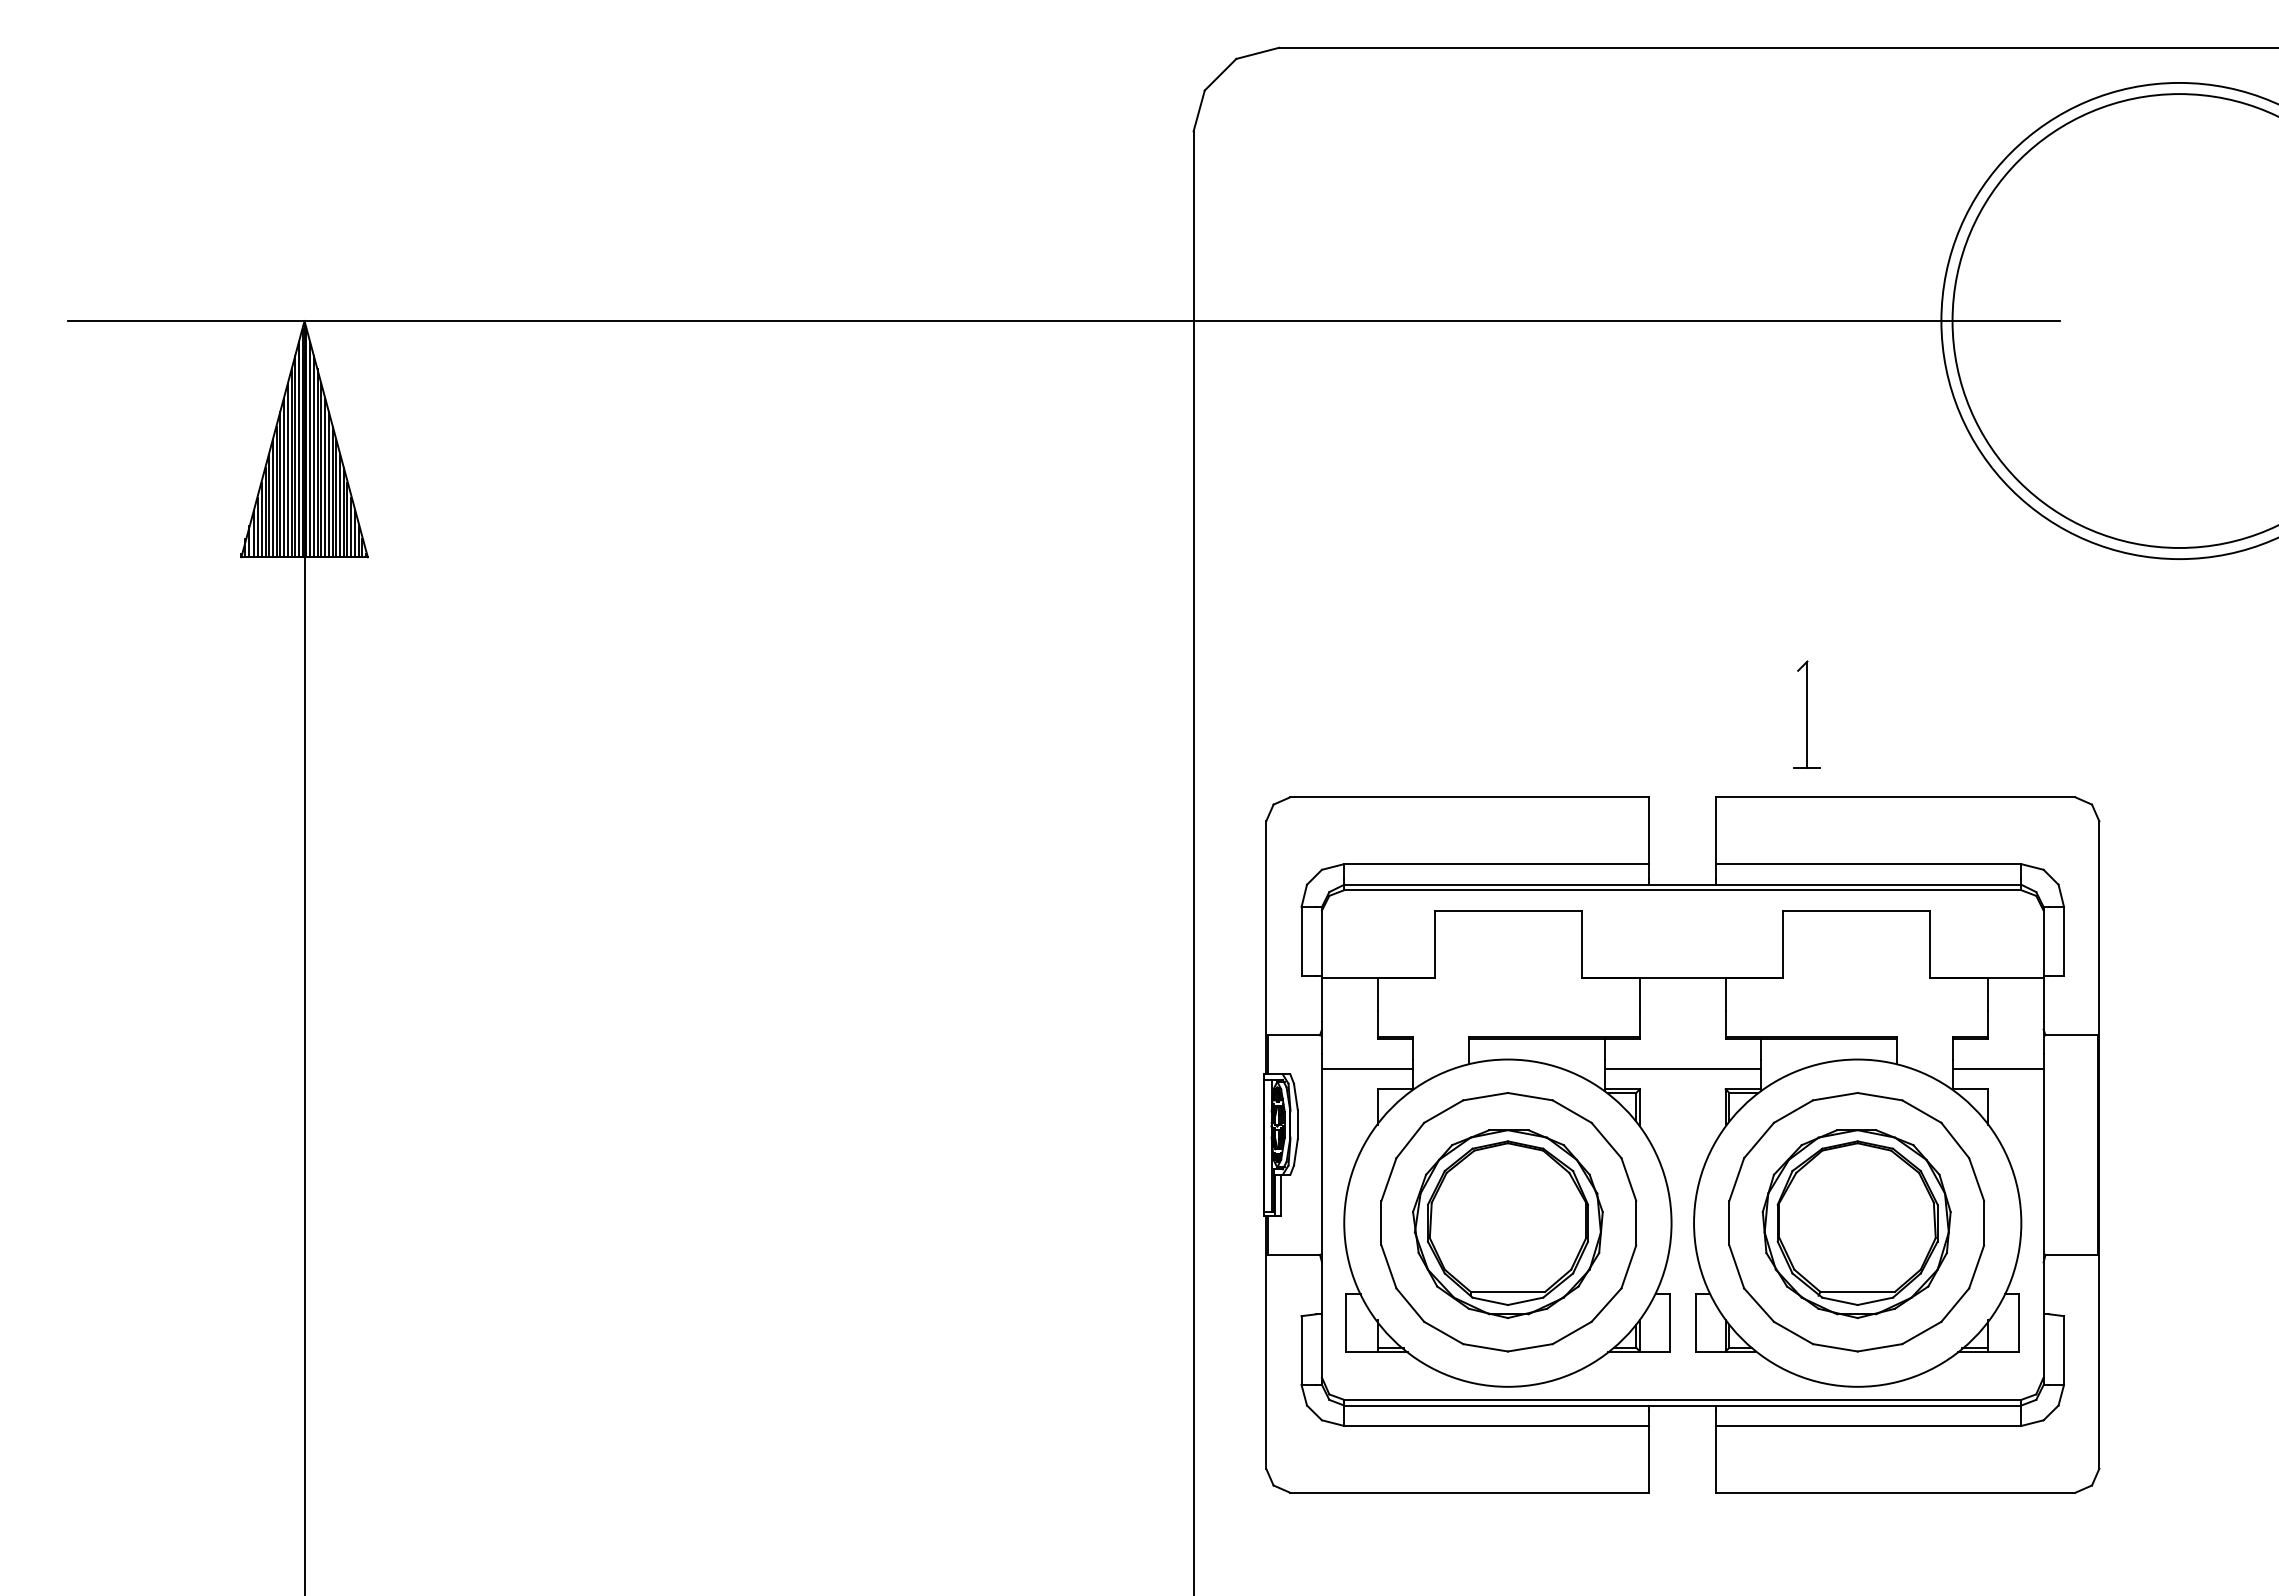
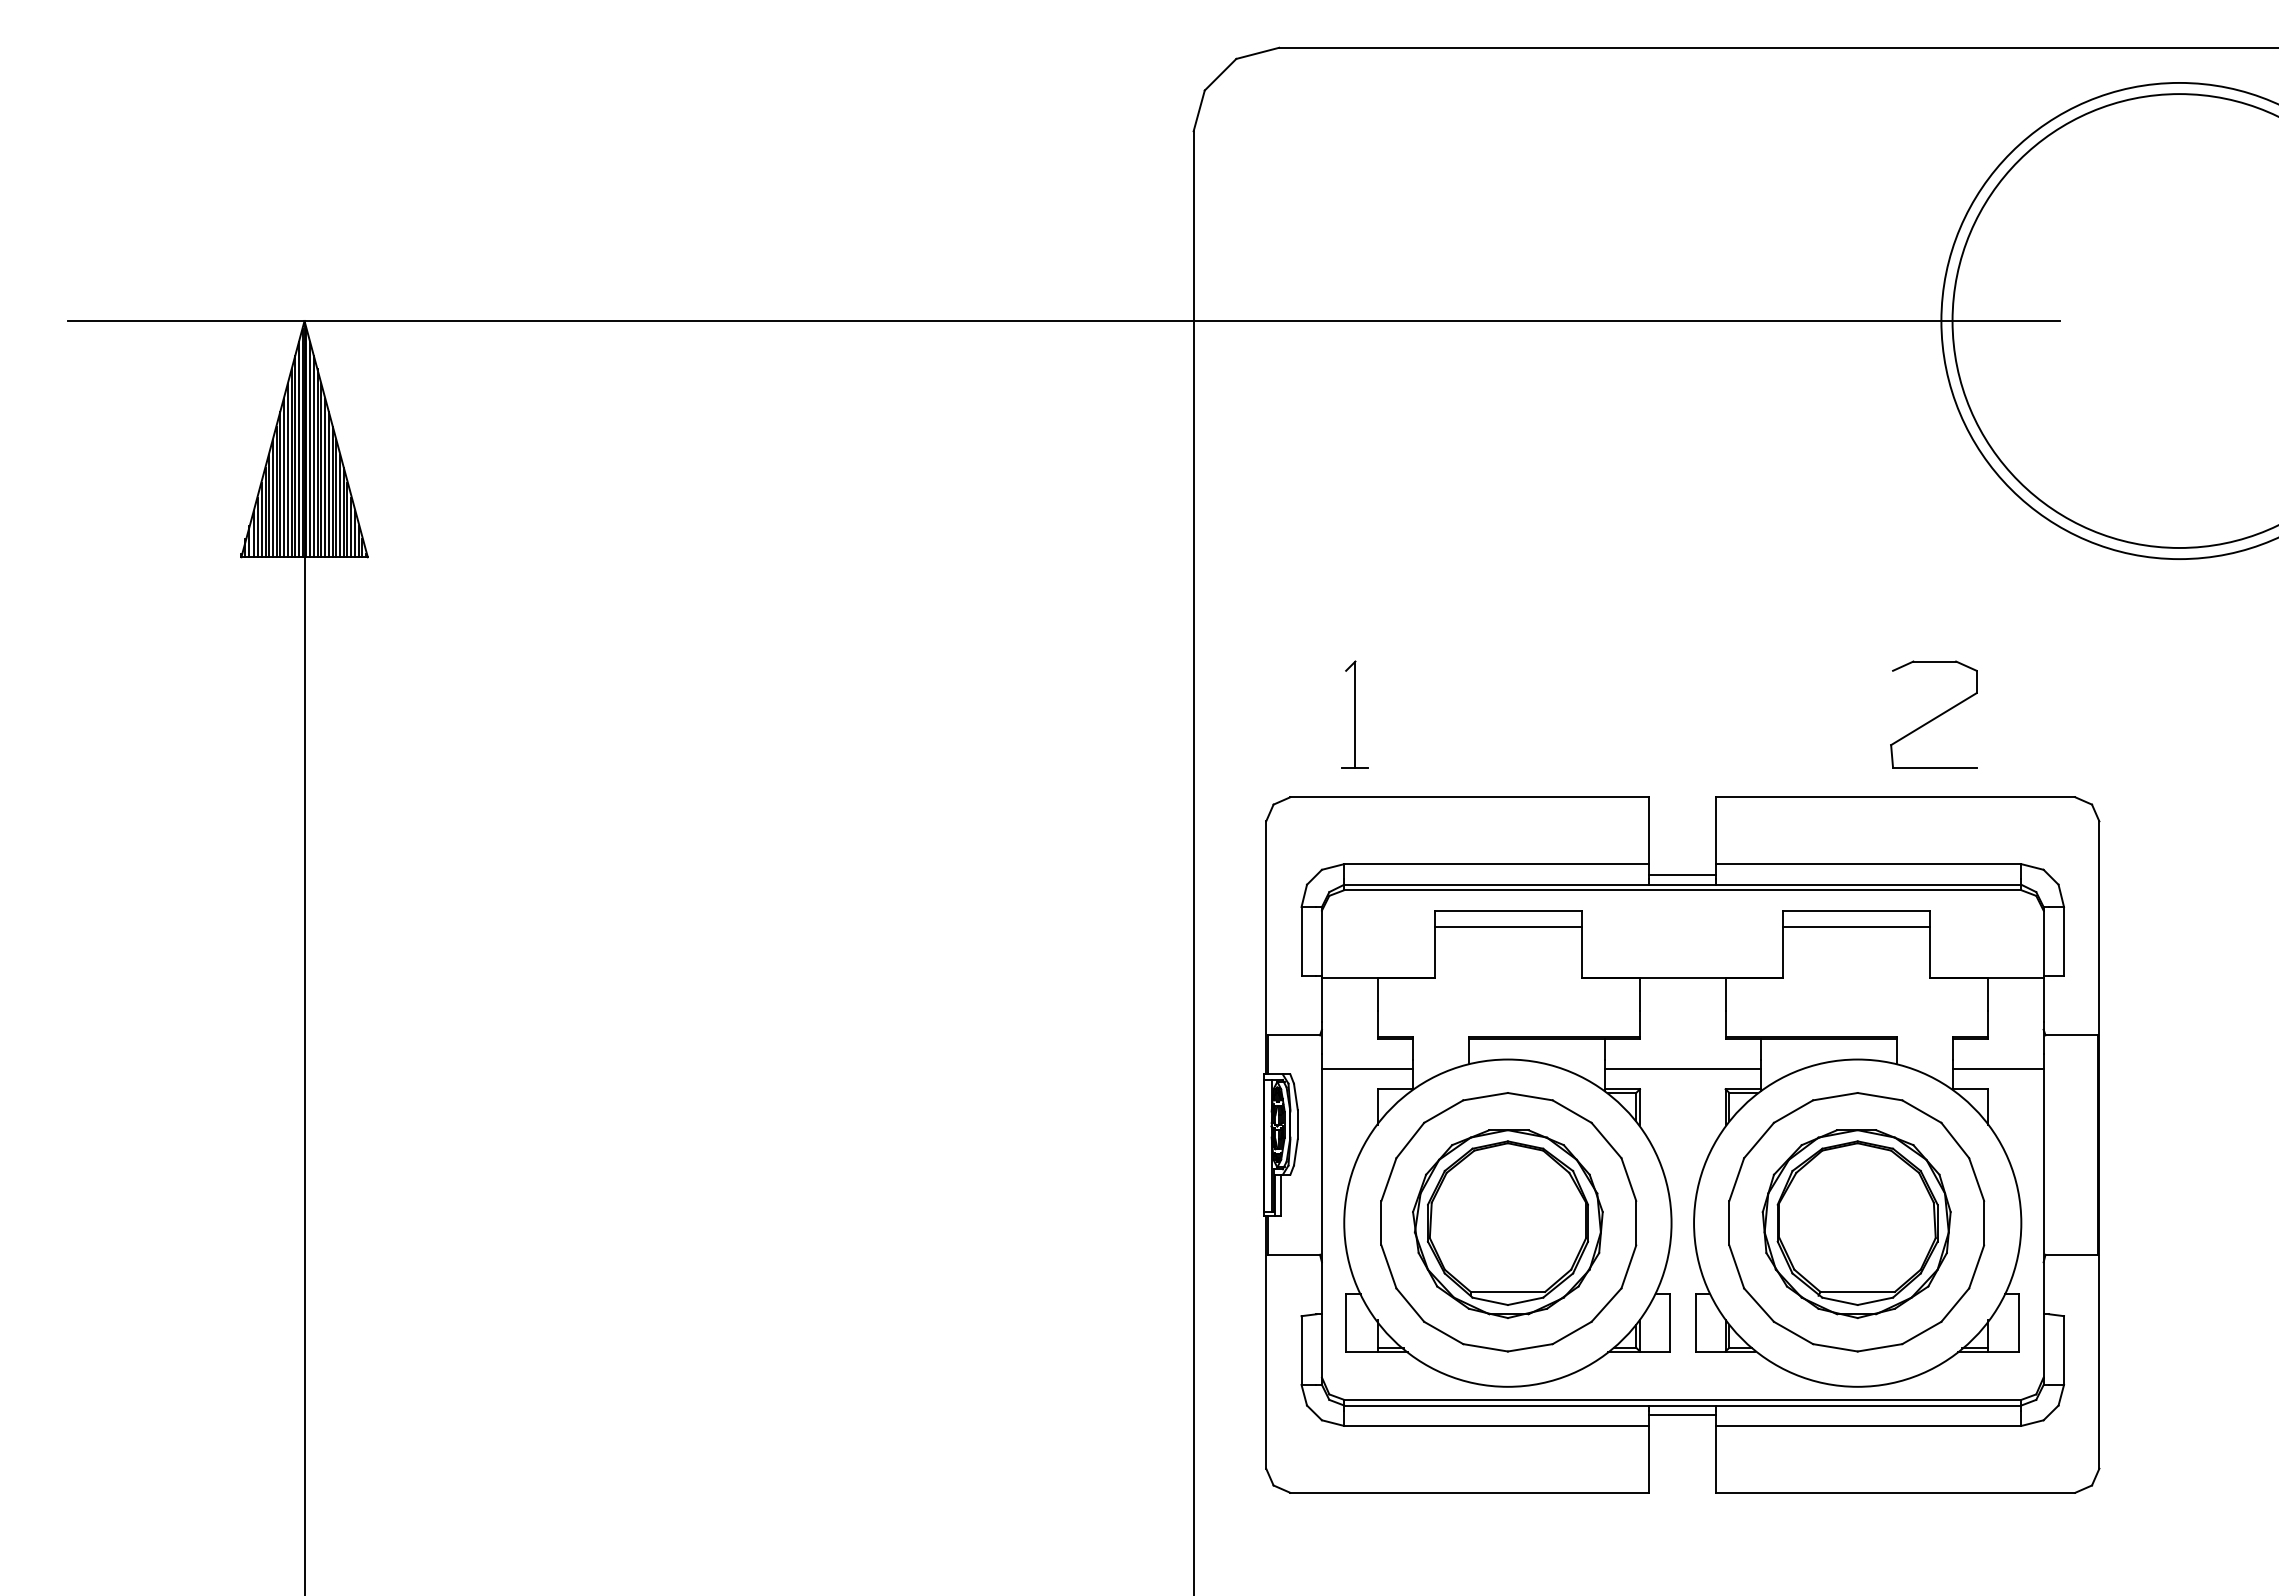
part position: (1806, 714) -> (1354, 714) (1354, 714)
part: none -> present (1933, 714)
line: none -> present (1682, 875)
line: none -> present (1508, 927)
line: none -> present (1856, 927)
line: none -> present (1682, 1414)
